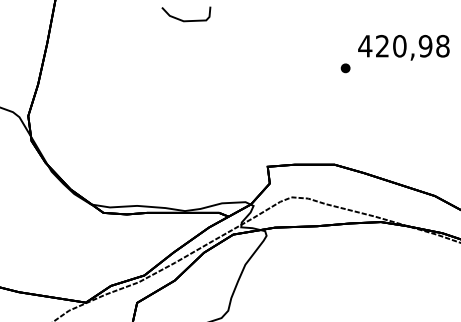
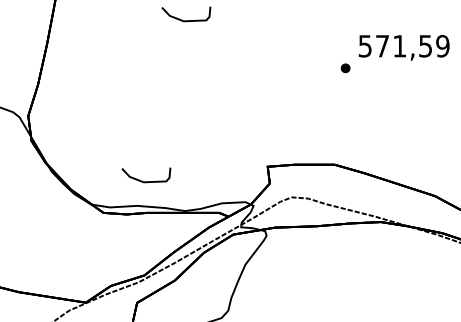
text: 420,98 -> 571,59 (403, 46)
curve: none -> present (146, 181)
